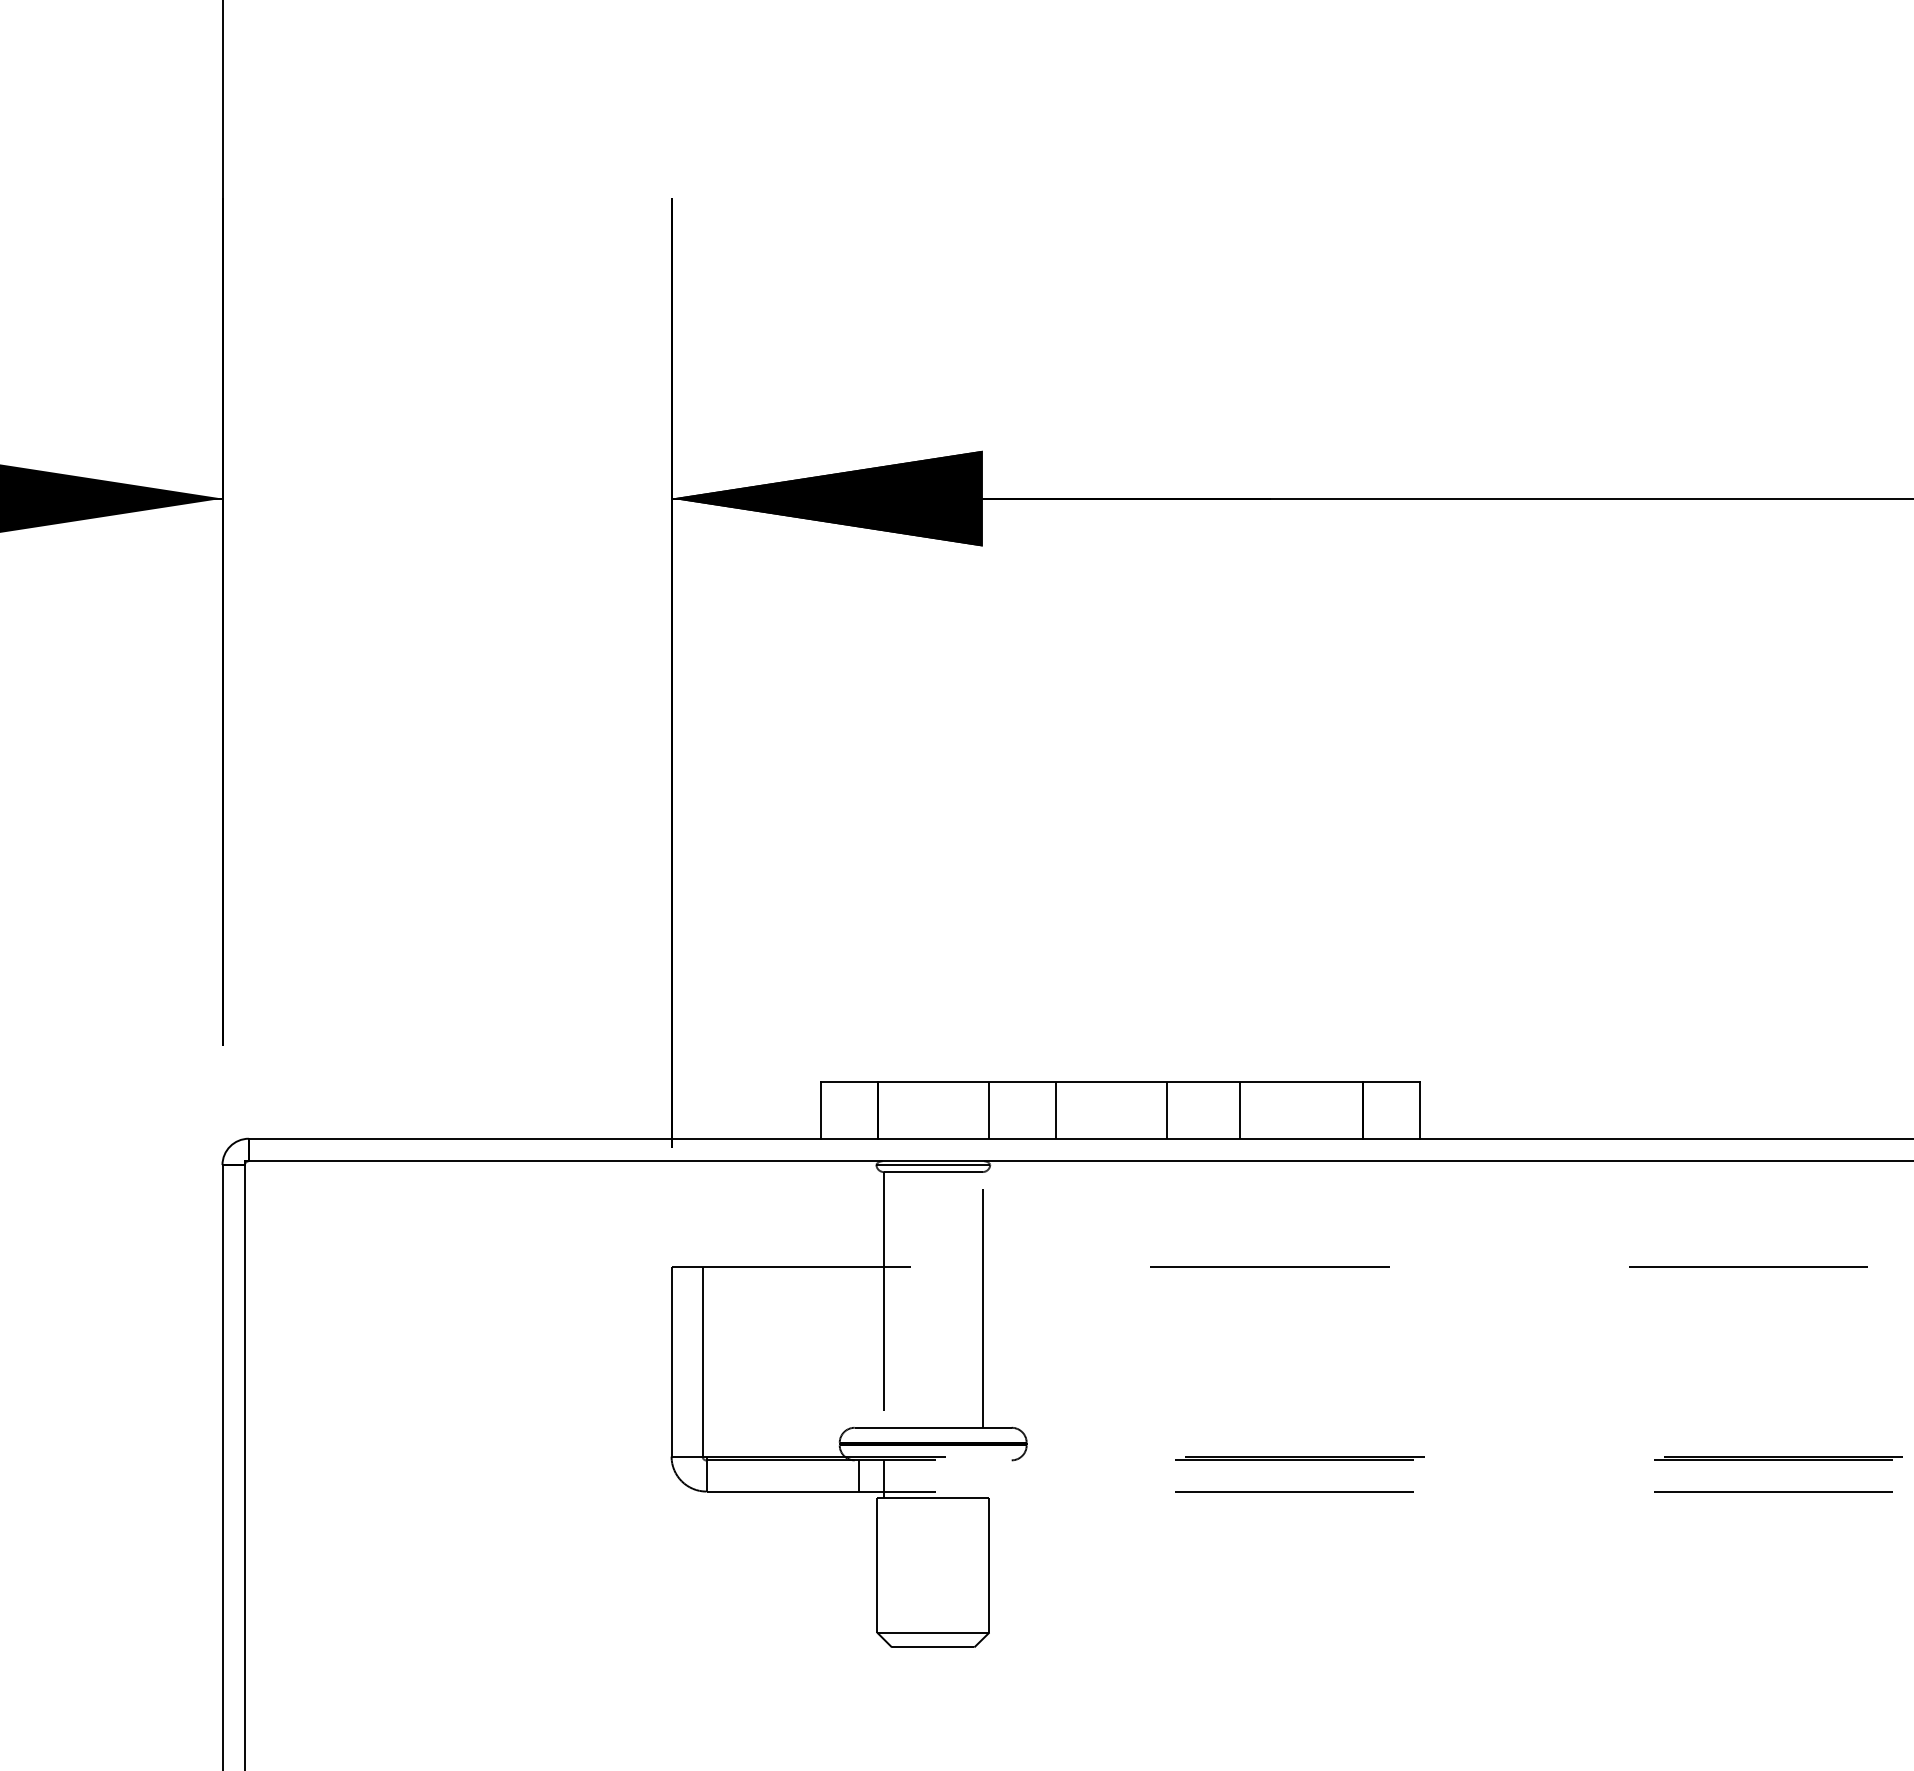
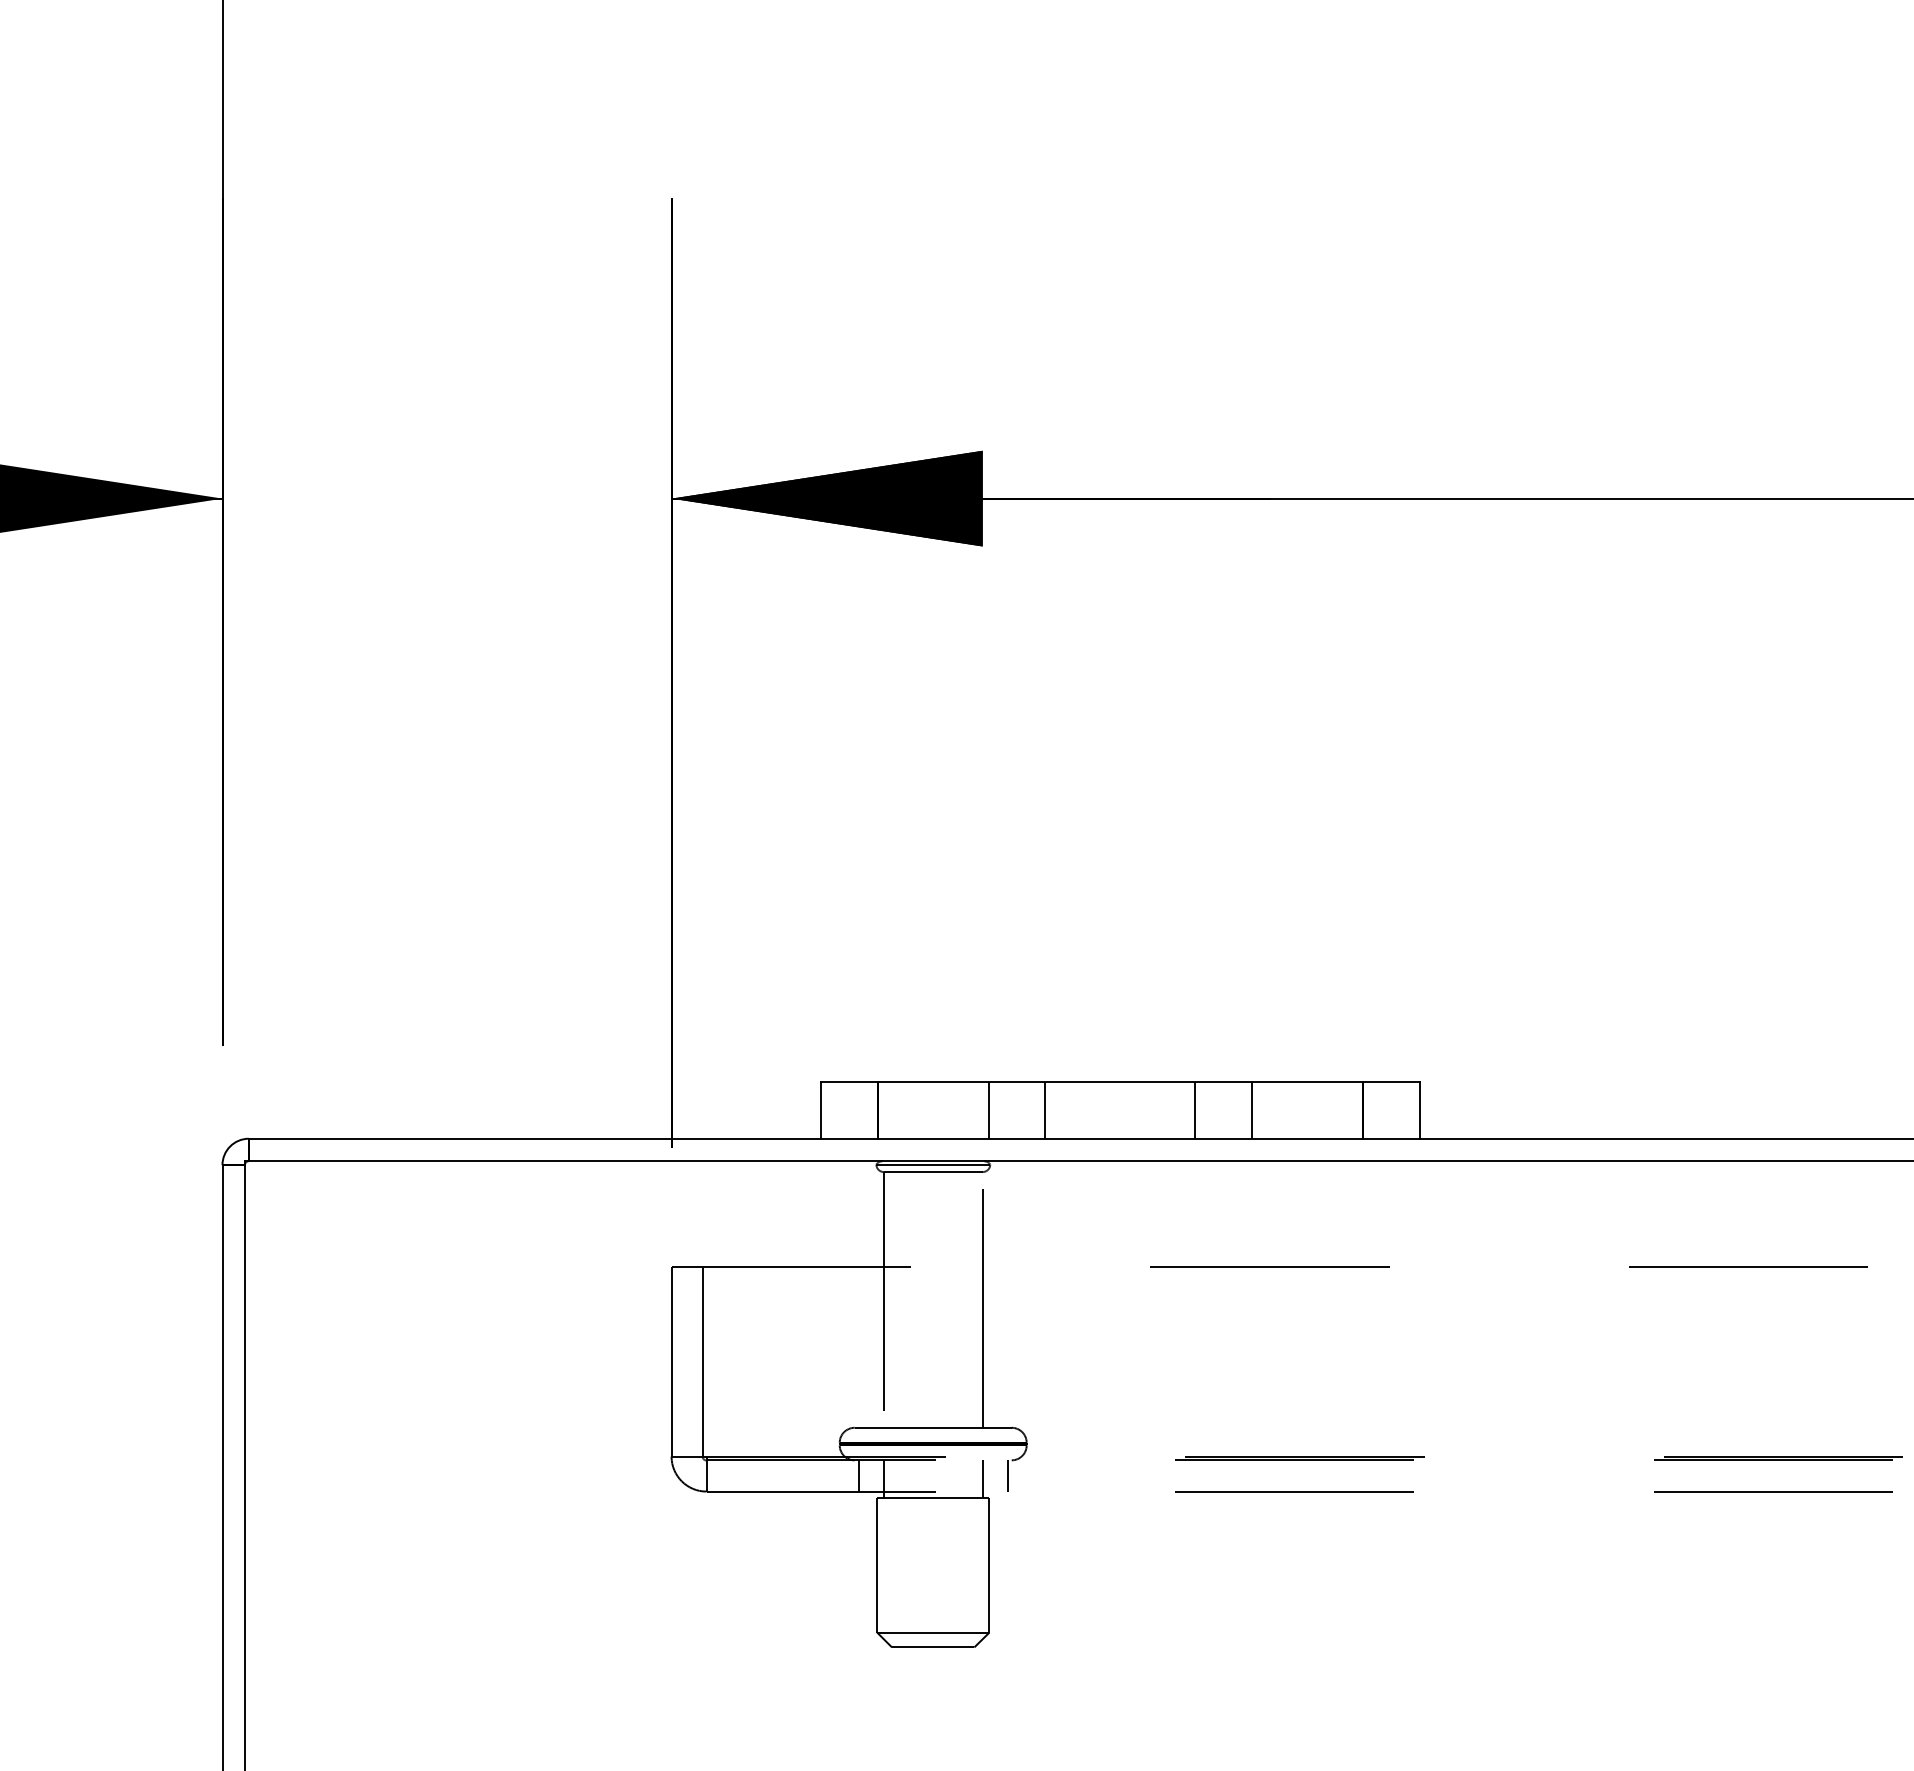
line position: (1056, 1110) -> (1045, 1110) (1045, 1110)
line position: (1167, 1110) -> (1195, 1110) (1195, 1110)
line position: (1240, 1110) -> (1252, 1110) (1252, 1110)
line: none -> present (1008, 1475)
line: none -> present (982, 1478)
